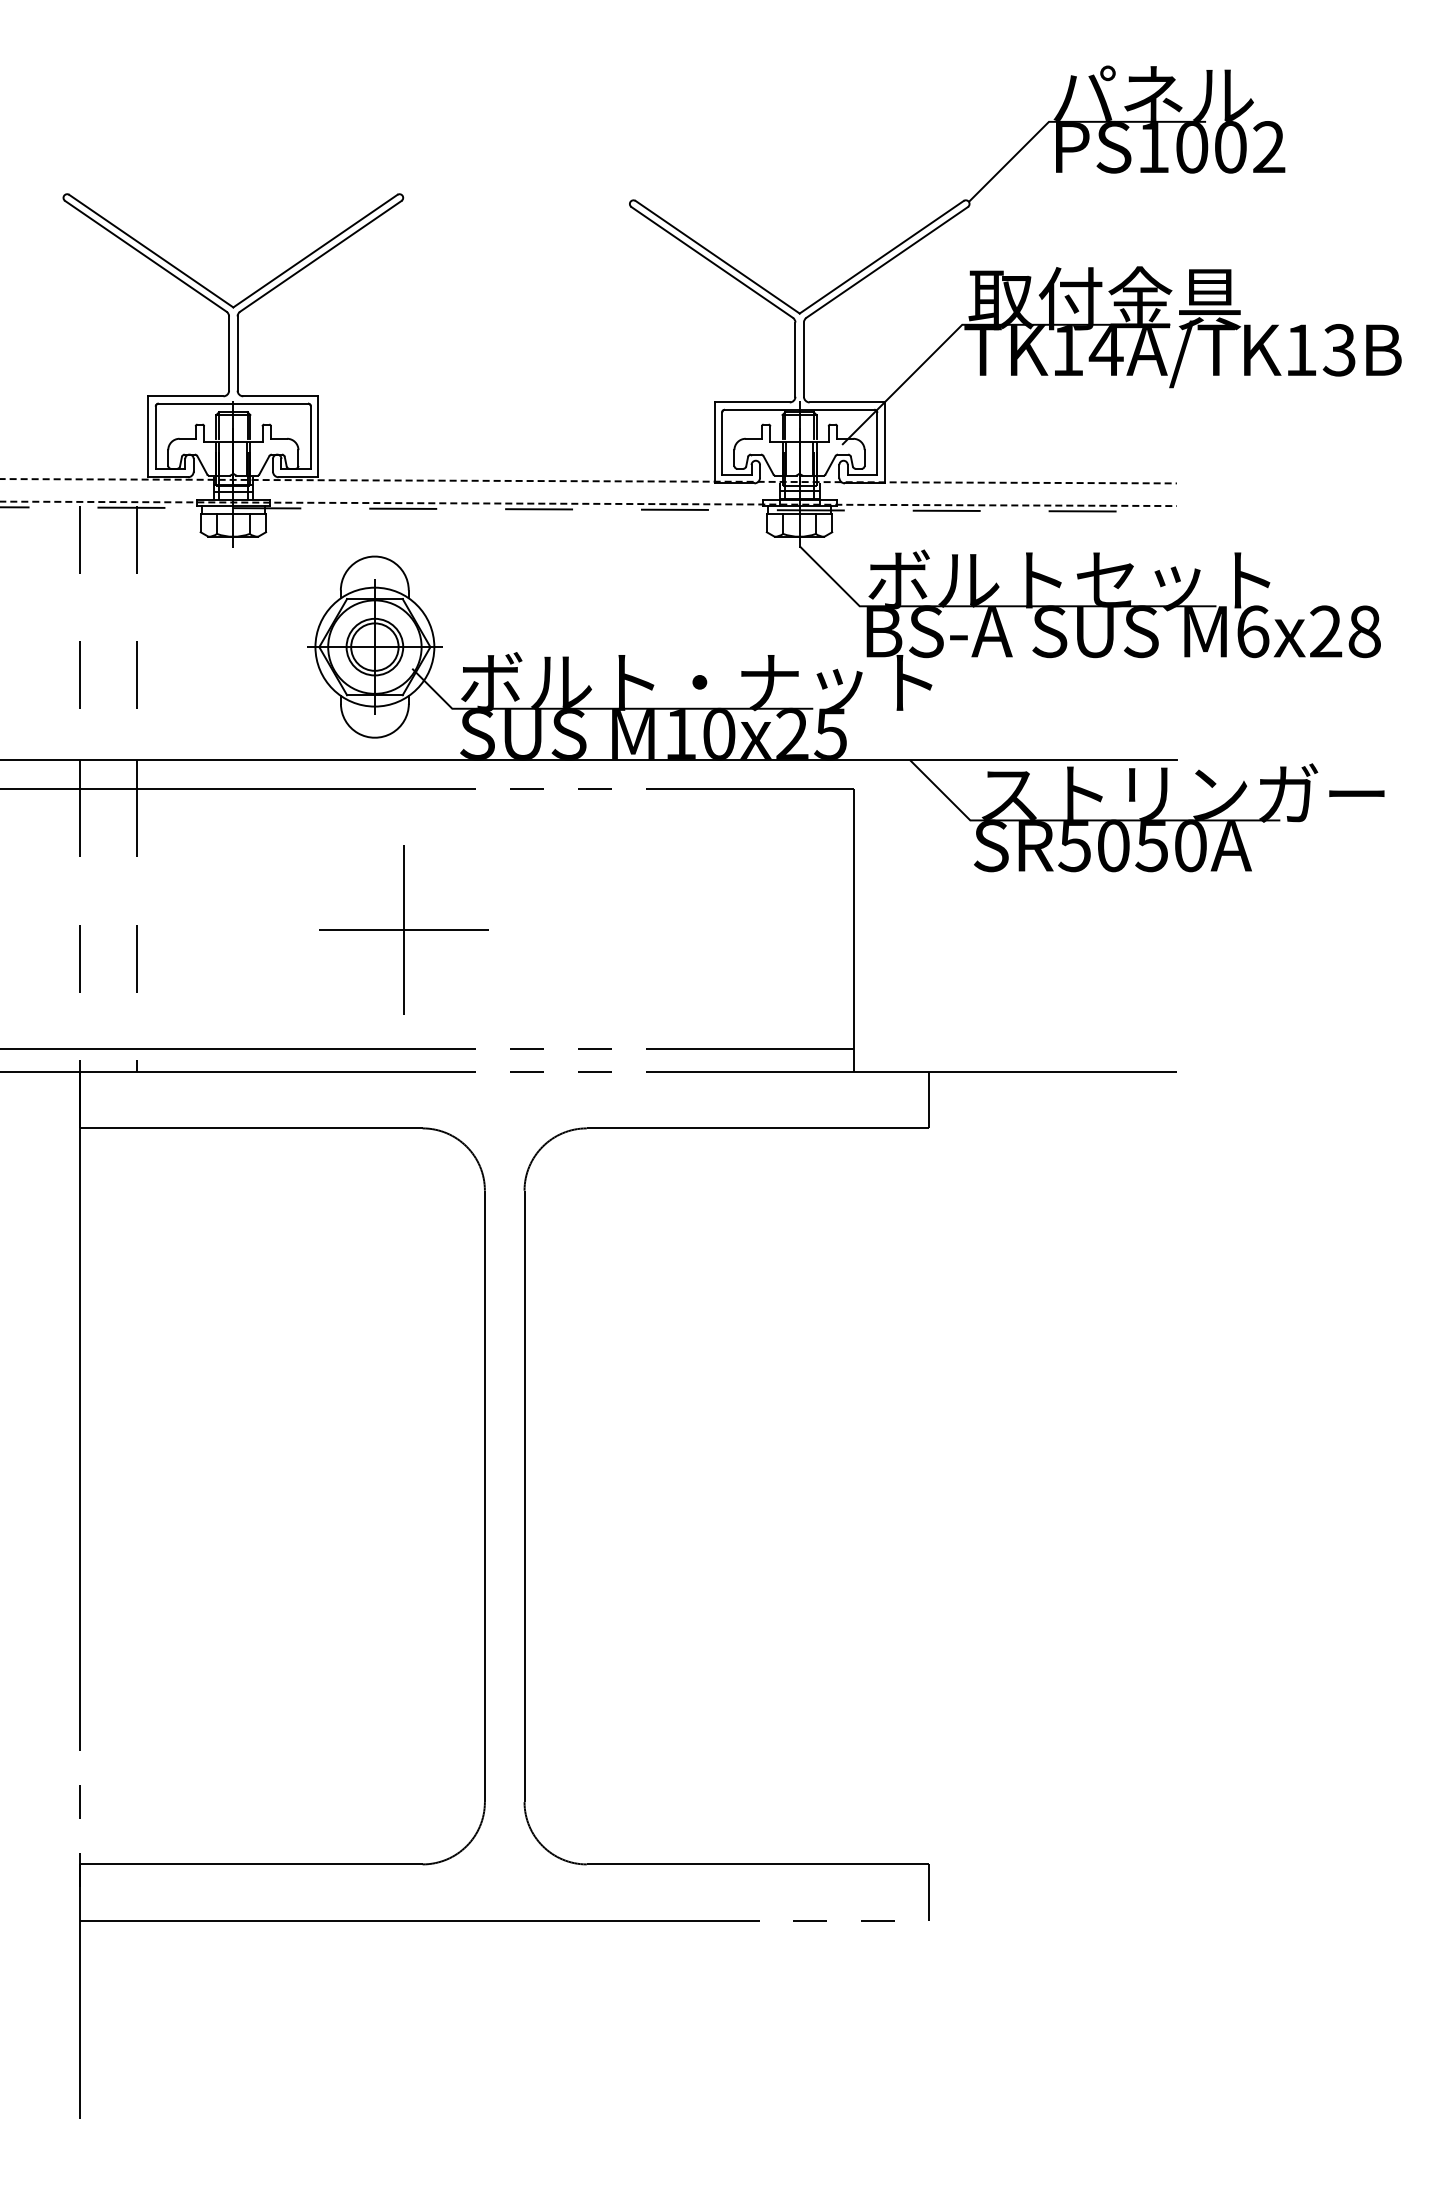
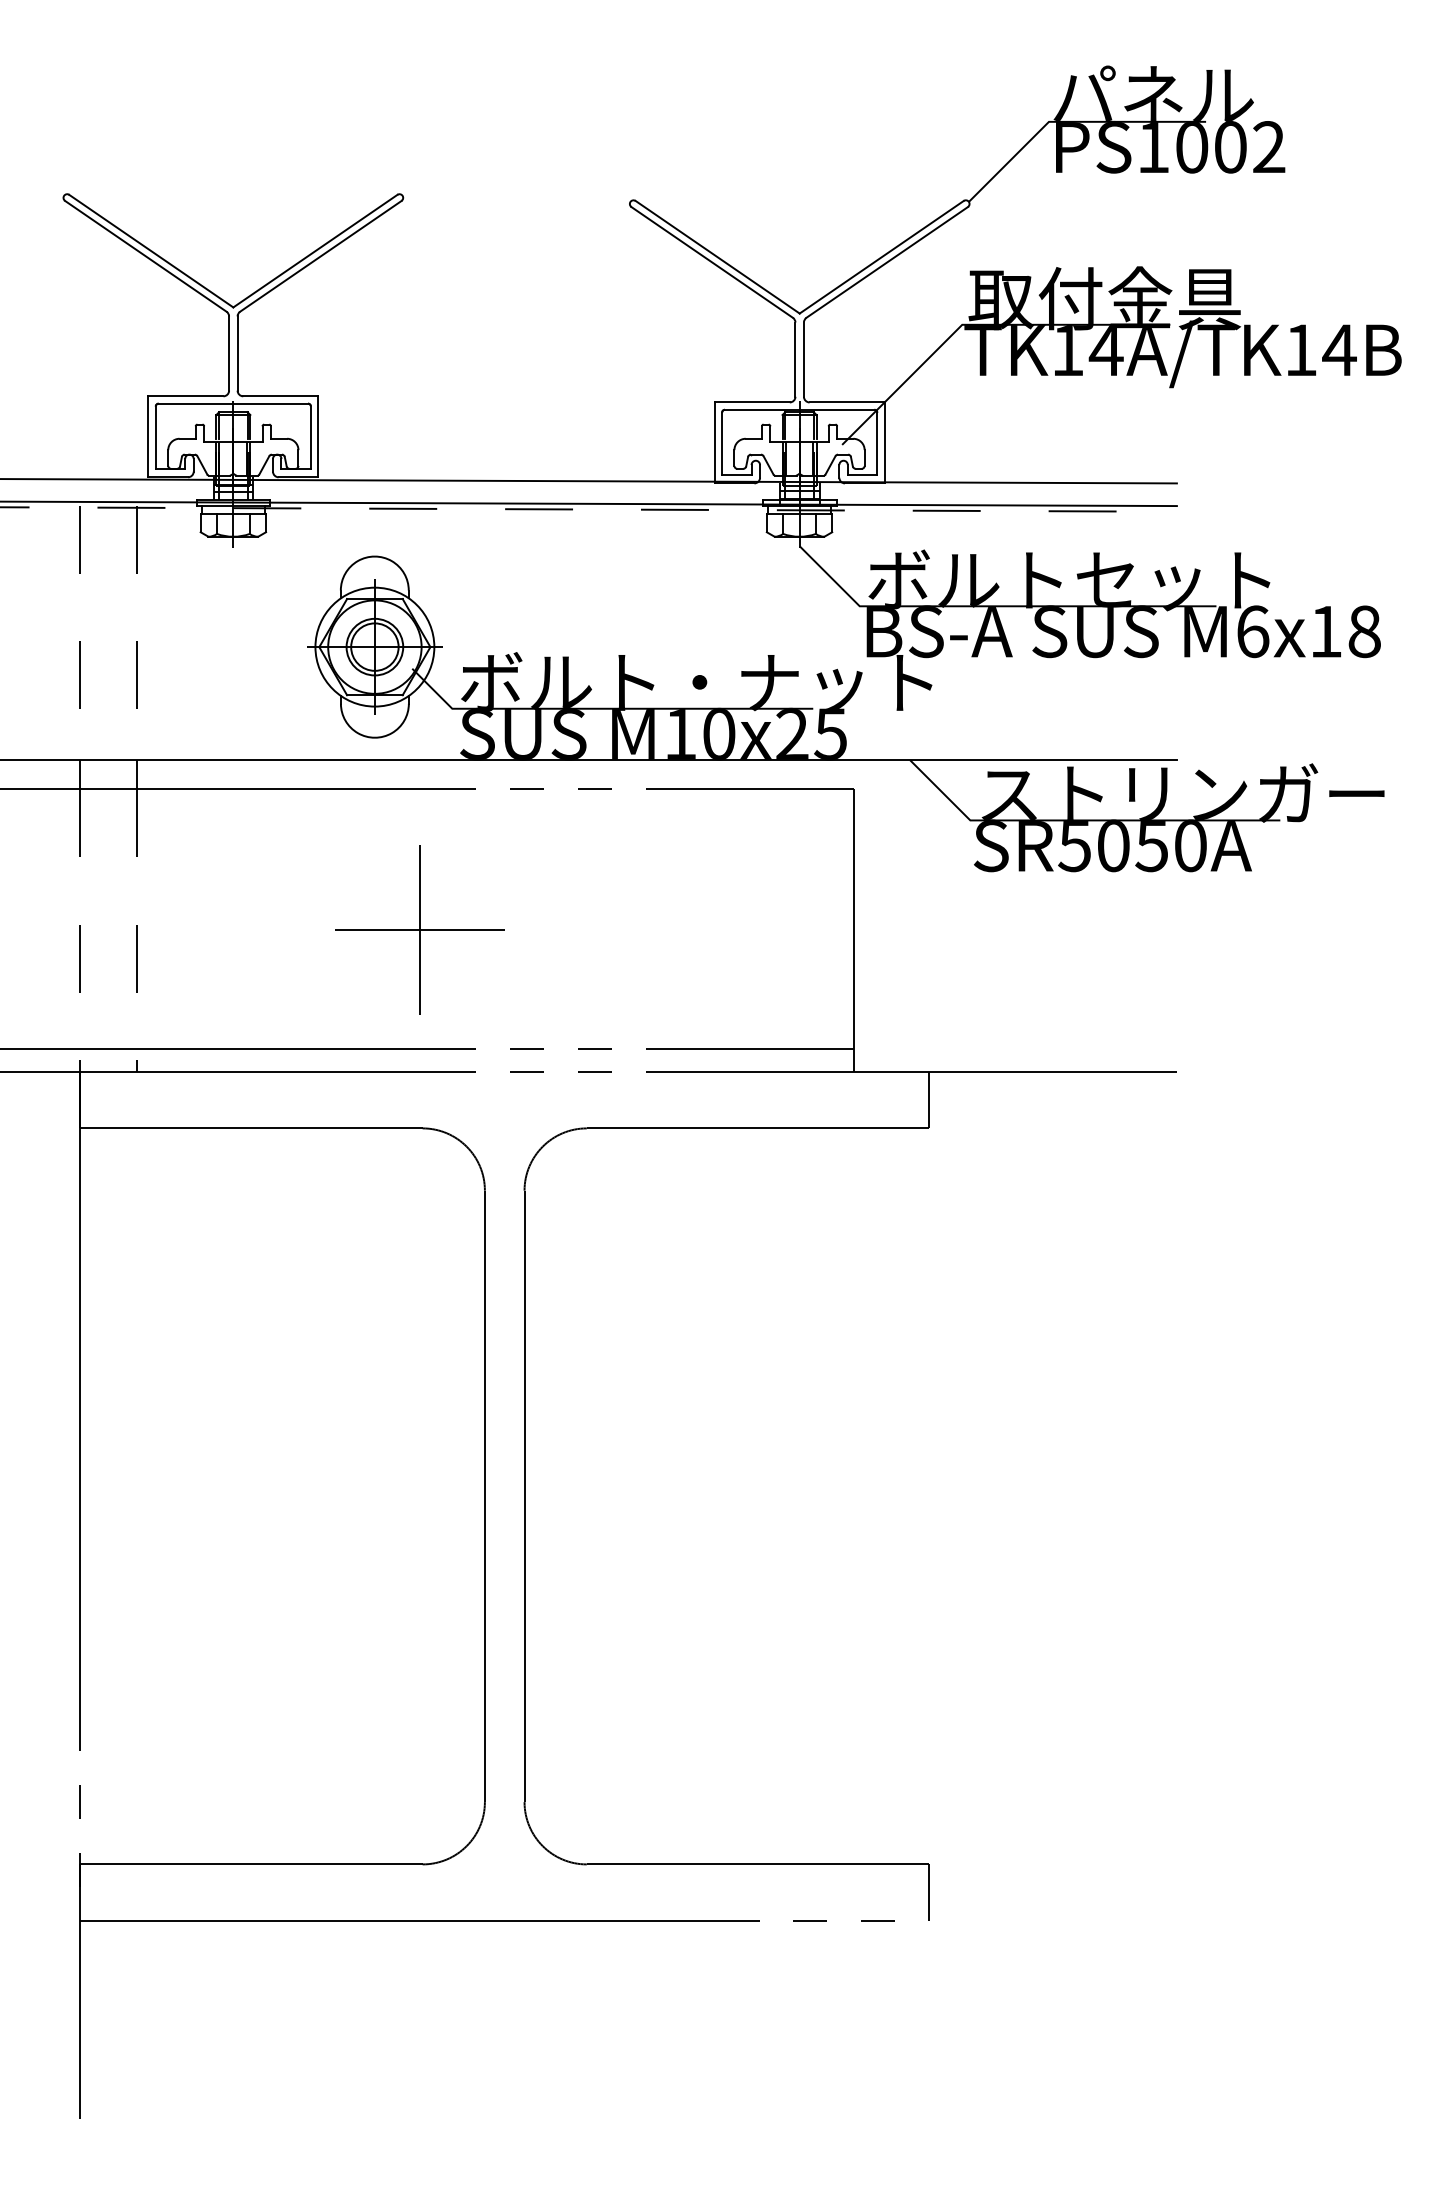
text: TK14A/TK13B -> TK14A/TK14B (1339, 350)
line: dashed -> solid (589, 481)
line: dashed -> solid (589, 503)
text: M6x28 -> M6x18 (1326, 631)
part position: (403, 929) -> (419, 929) (419, 929)
